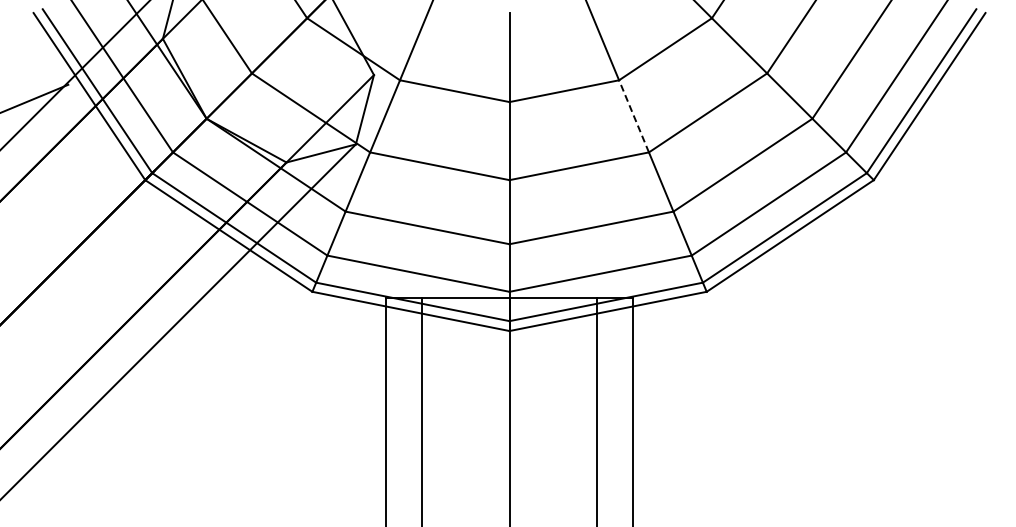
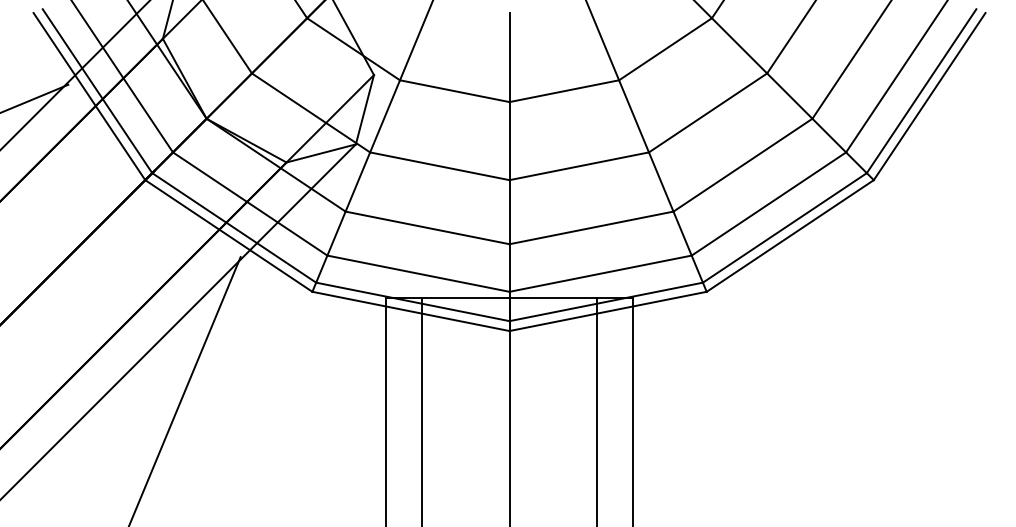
line: dashed -> solid (633, 115)
line: none -> present (185, 390)
